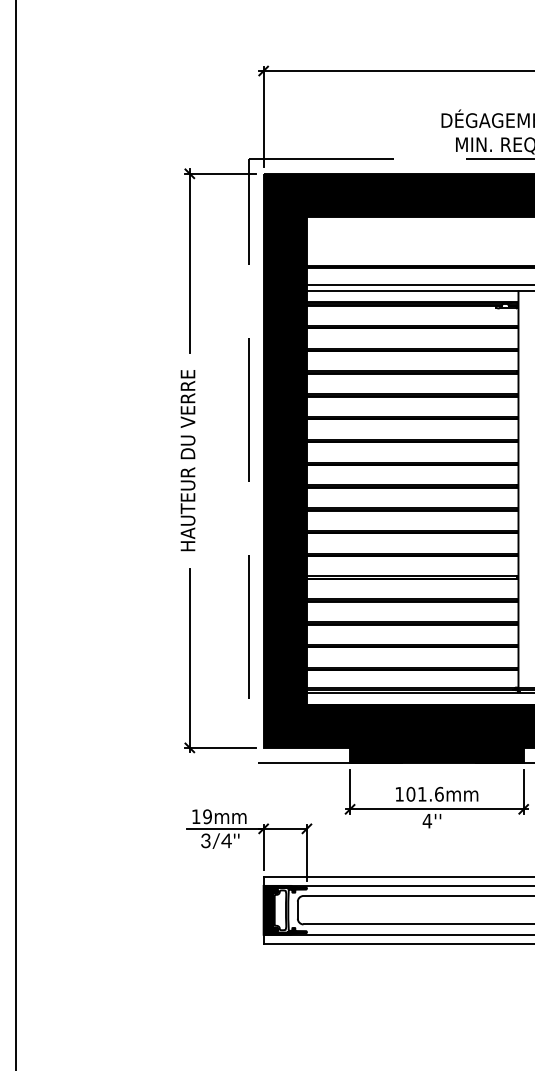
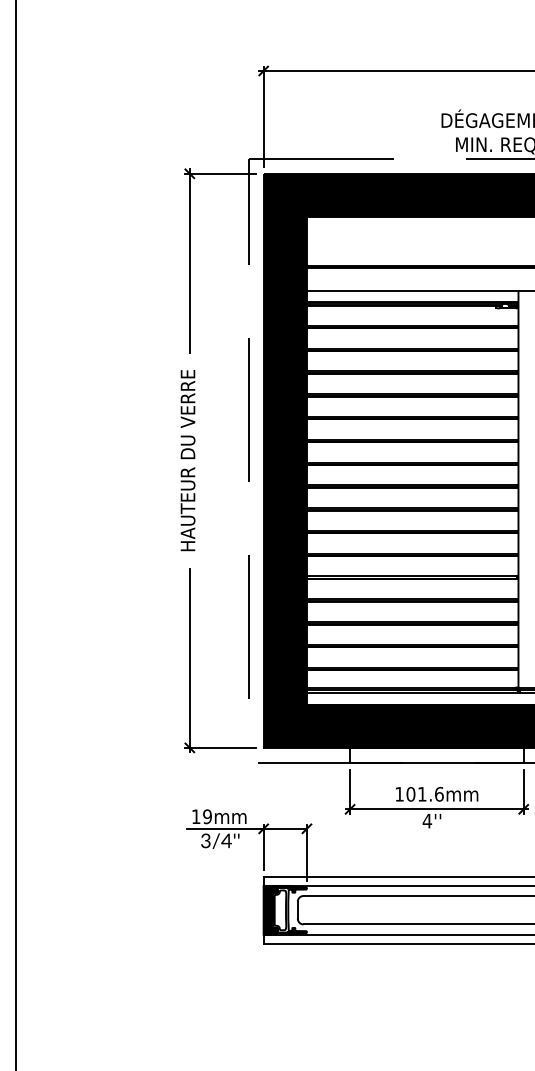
line: present -> none (418, 285)
fill: present -> none (436, 754)
